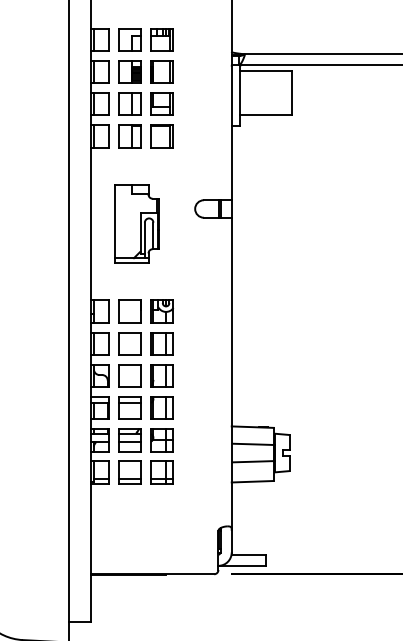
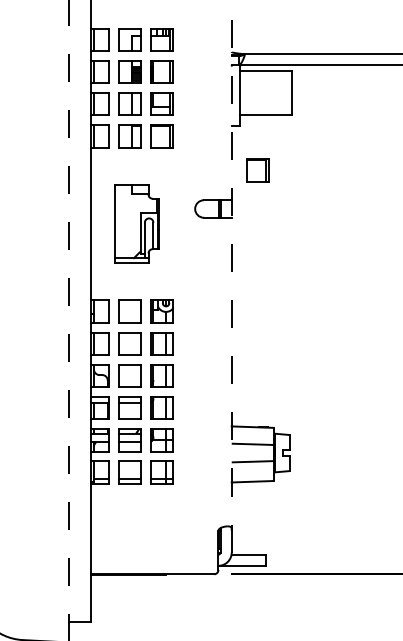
part: none -> present (257, 170)
line: solid -> dashed (231, 275)
line: solid -> dashed (68, 320)
